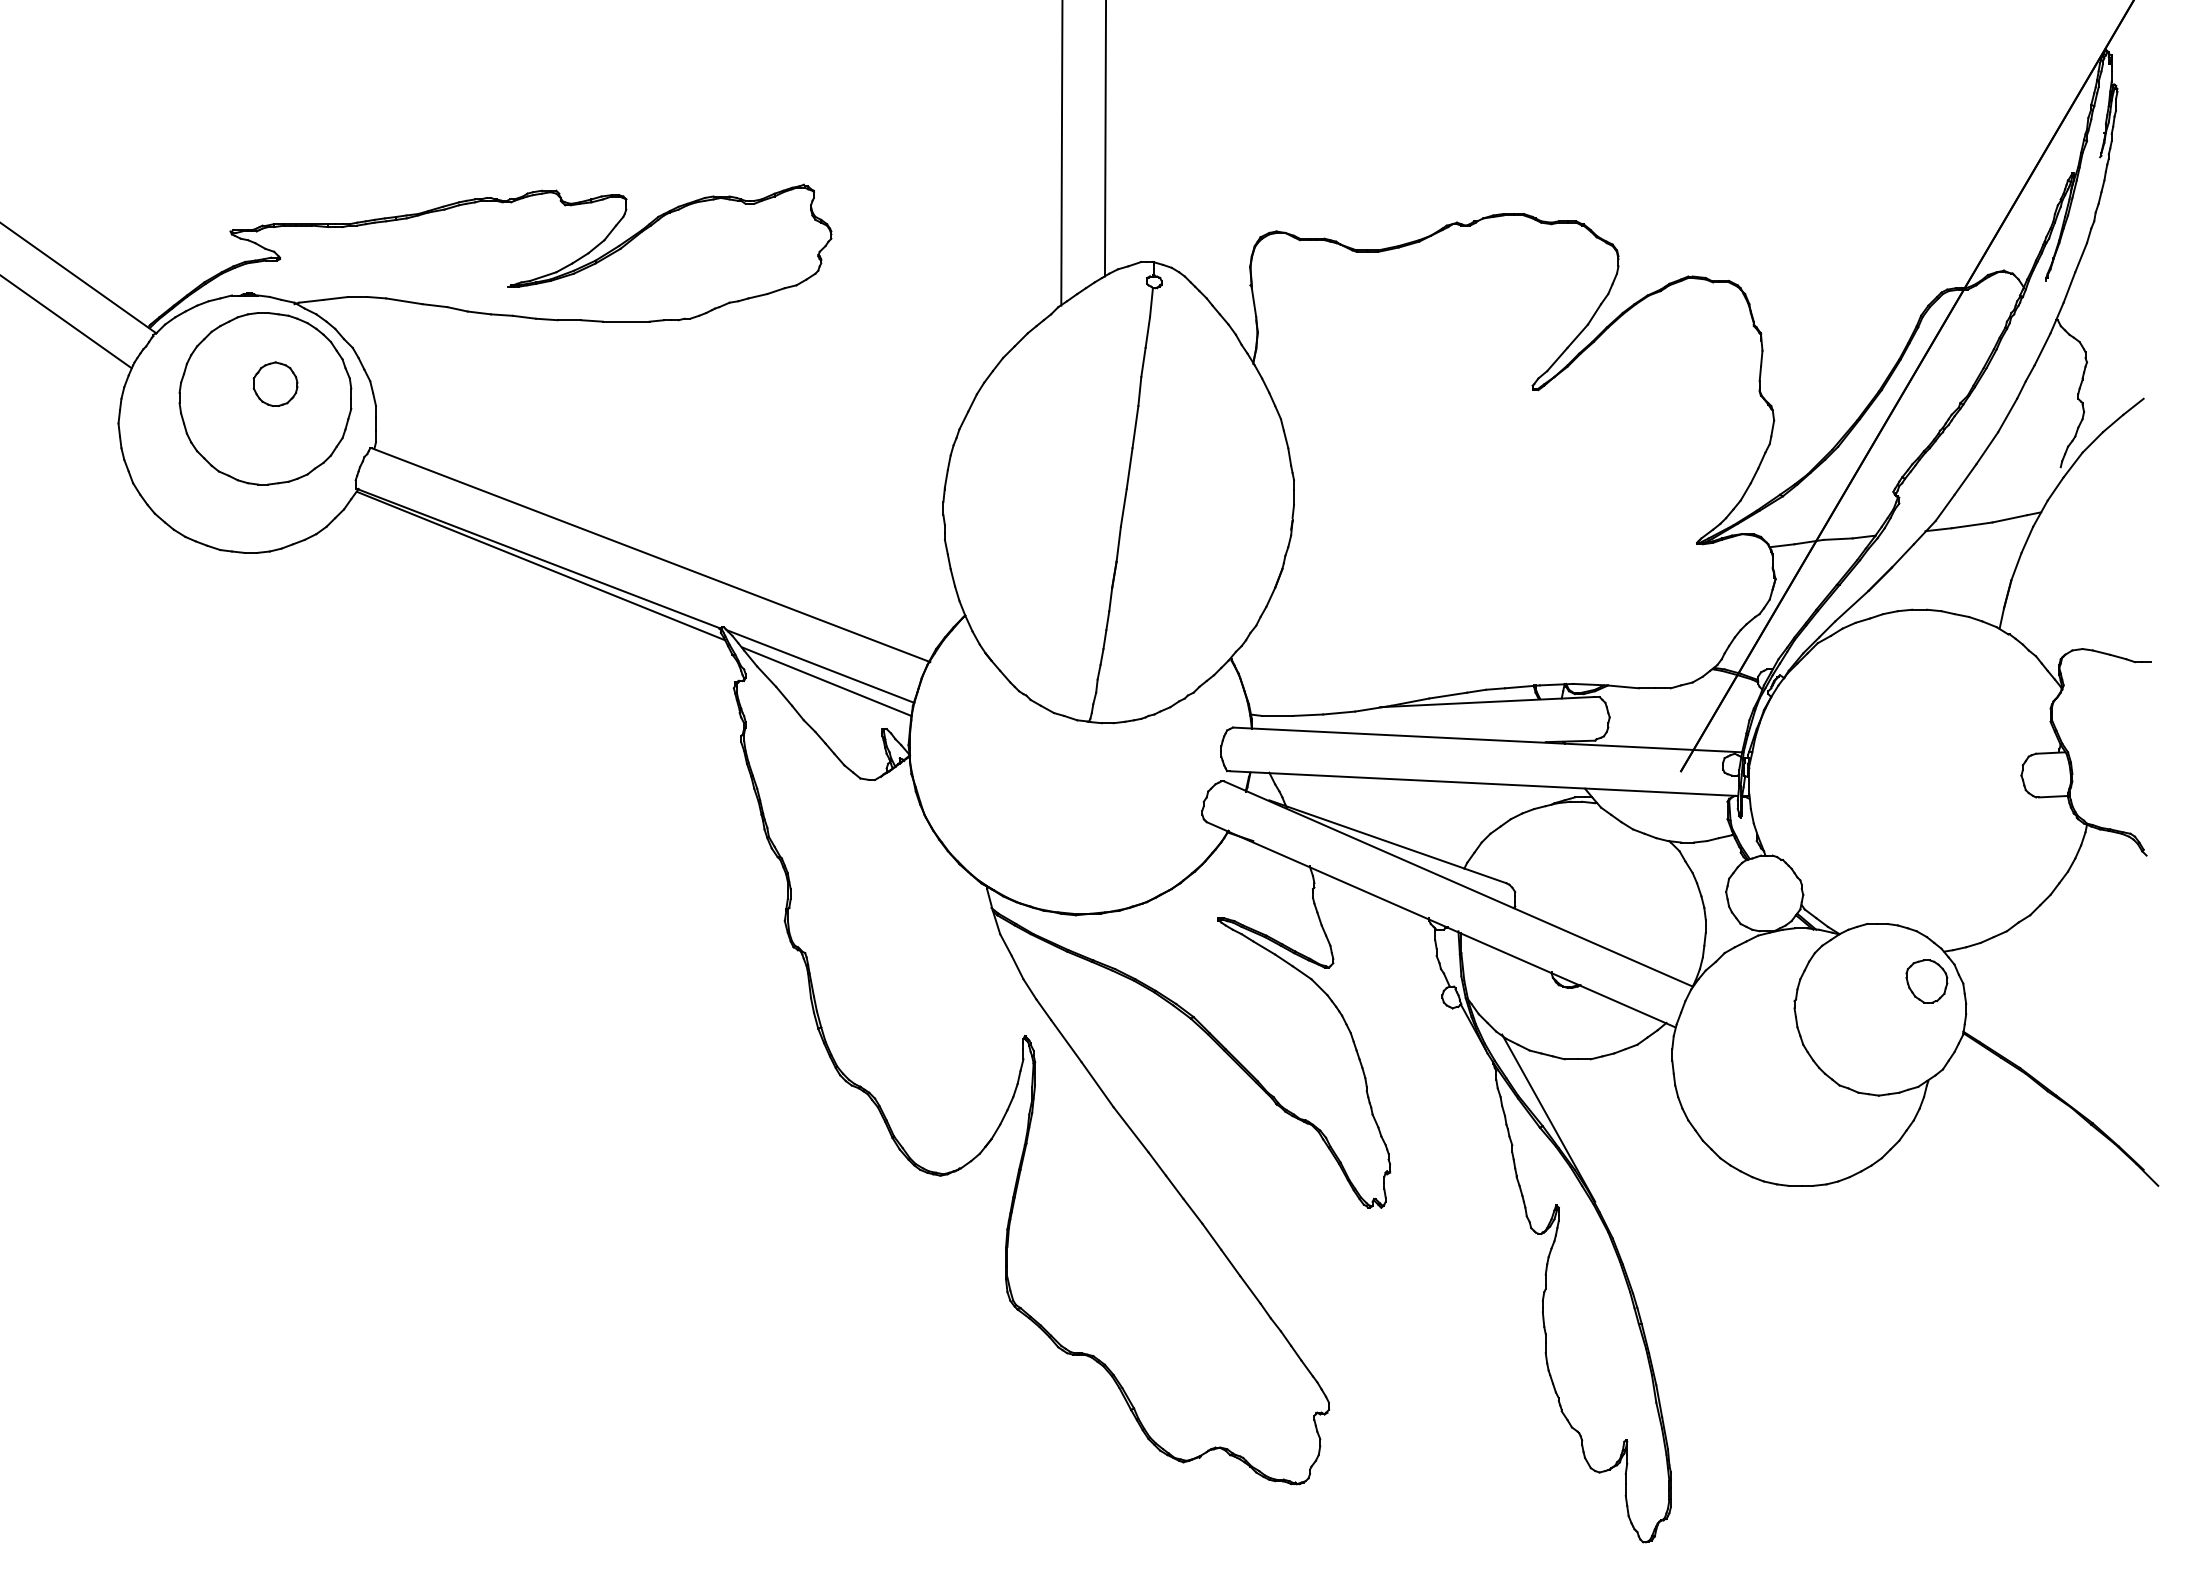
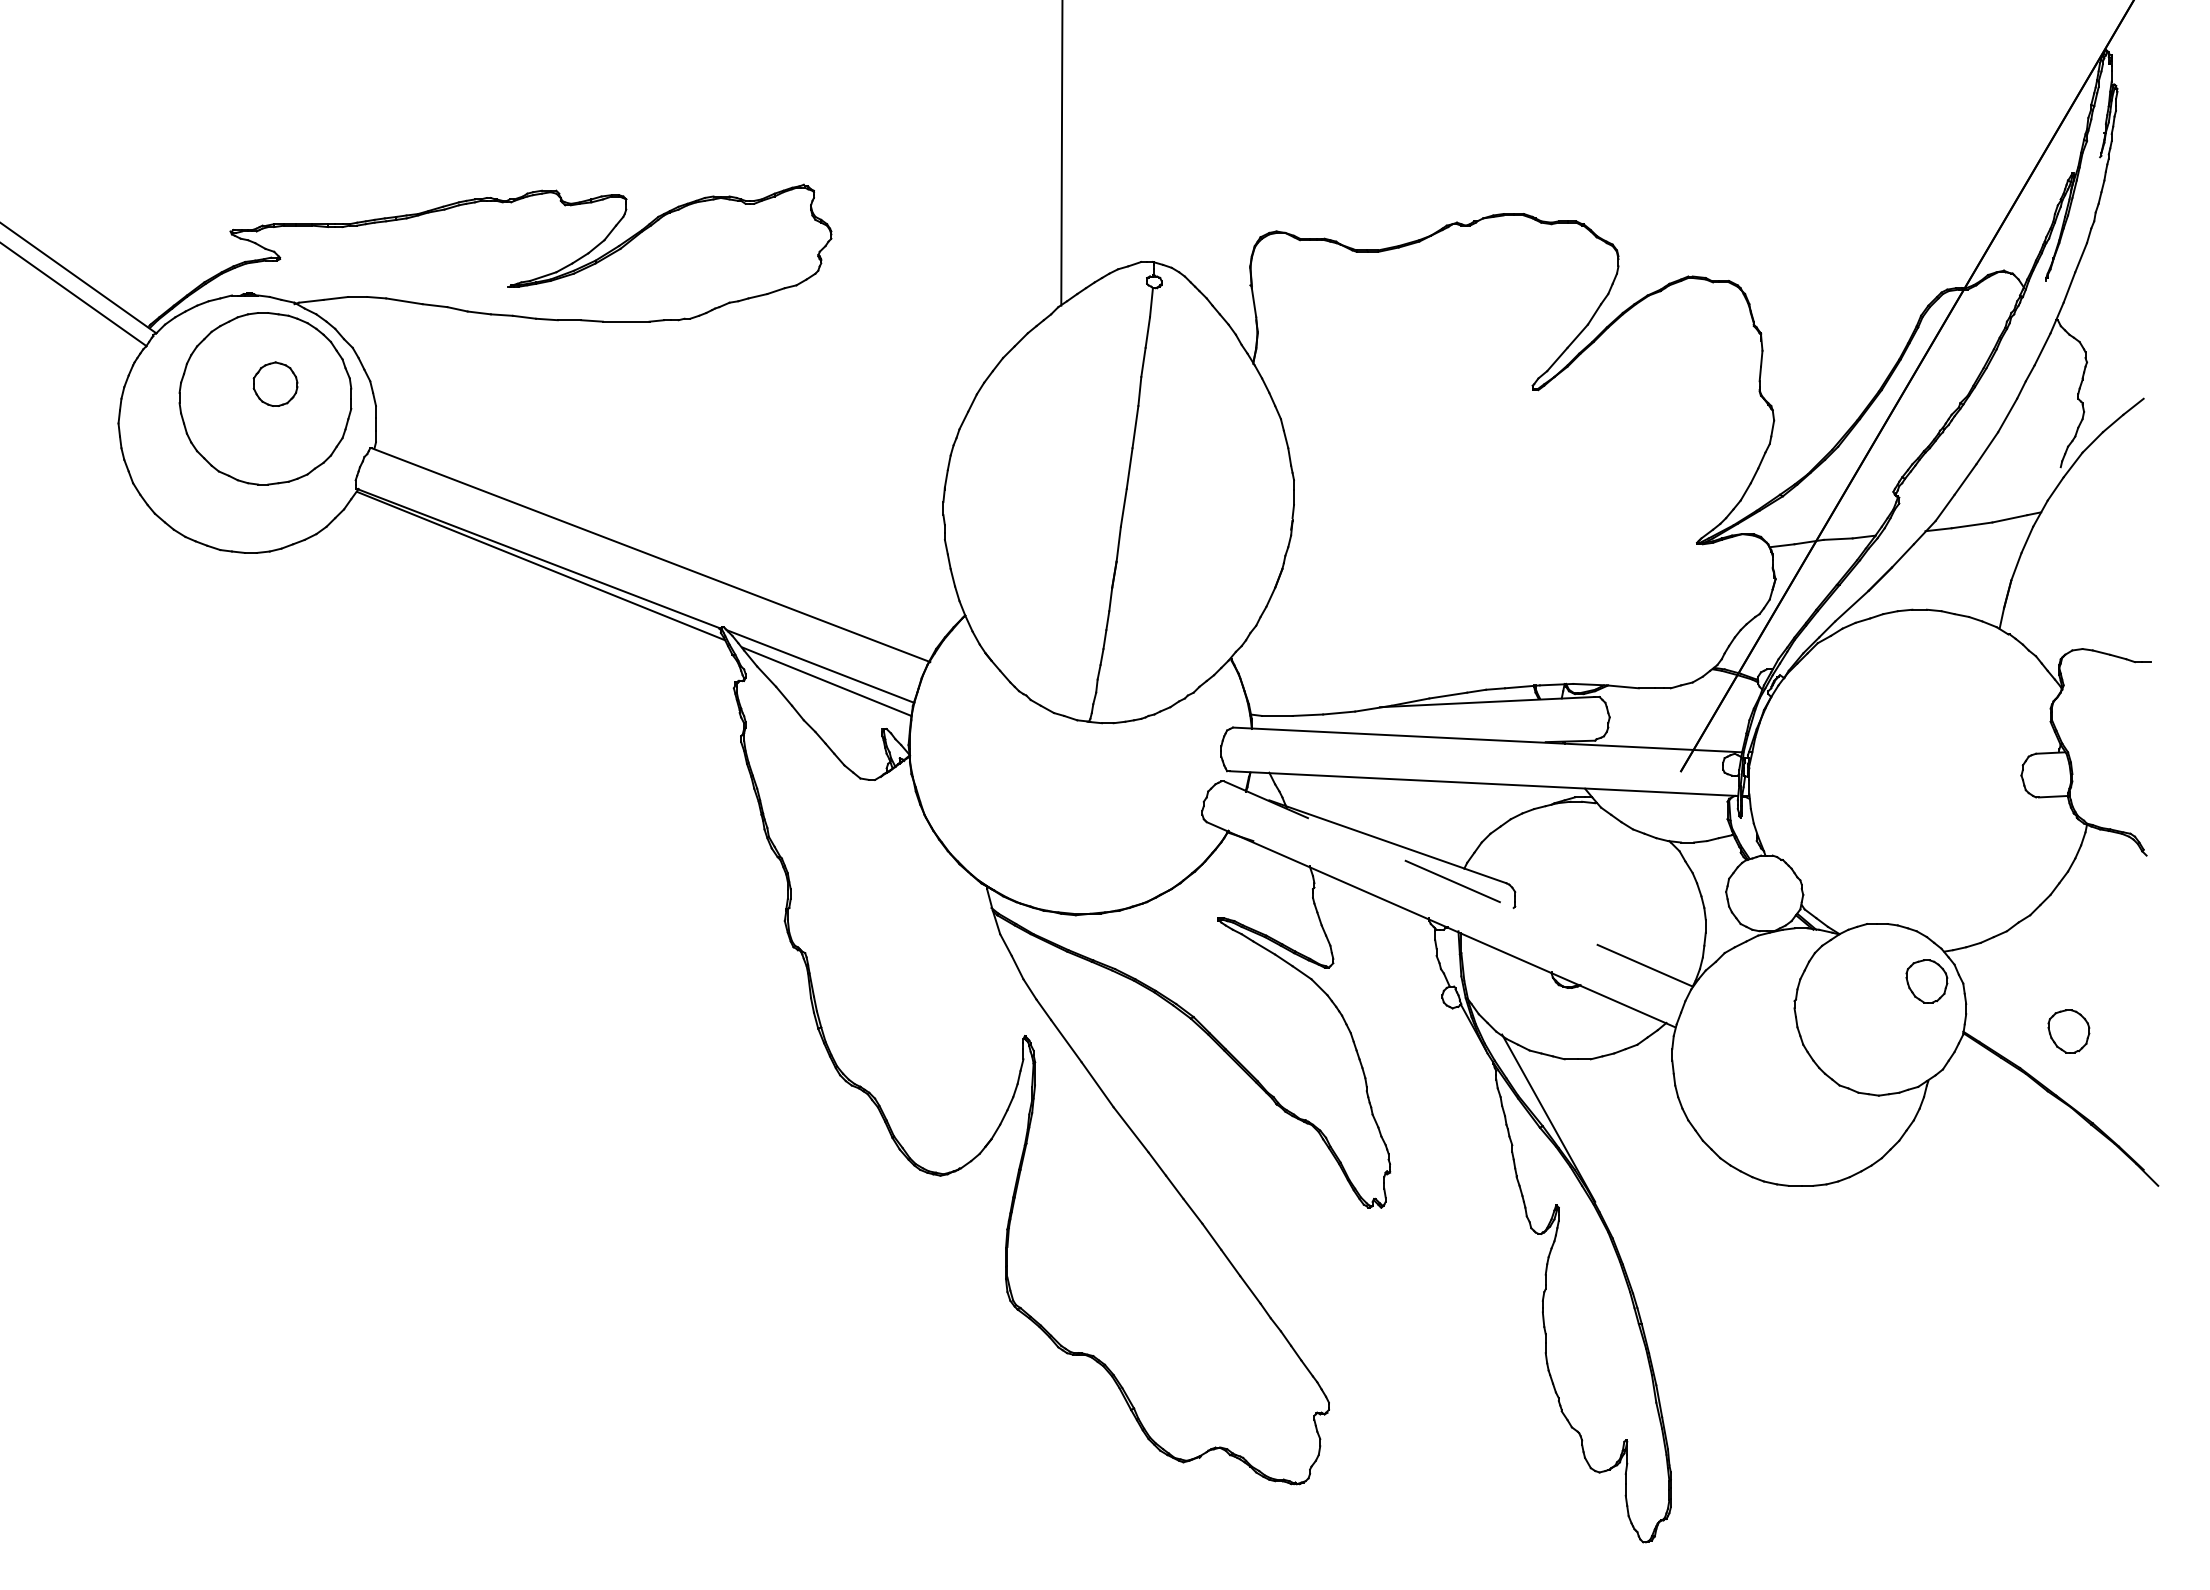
line: present -> none (1105, 139)
line position: (66, 322) -> (74, 294) (74, 294)
line: solid -> dashed (1458, 883)
part: none -> present (2068, 1031)
